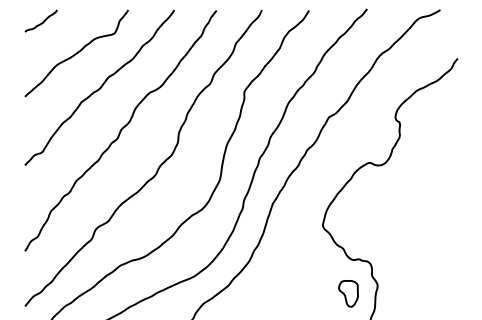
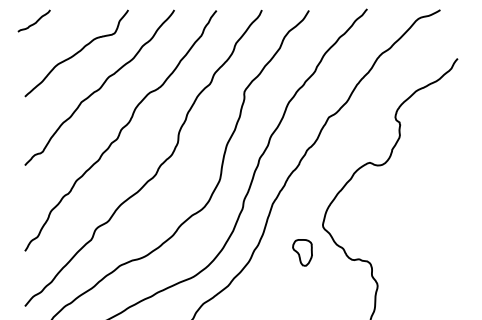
curve position: (42, 21) -> (35, 21) (35, 21)
part position: (348, 293) -> (302, 252) (302, 252)
